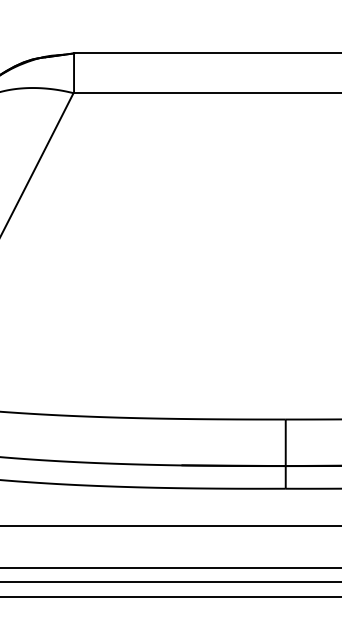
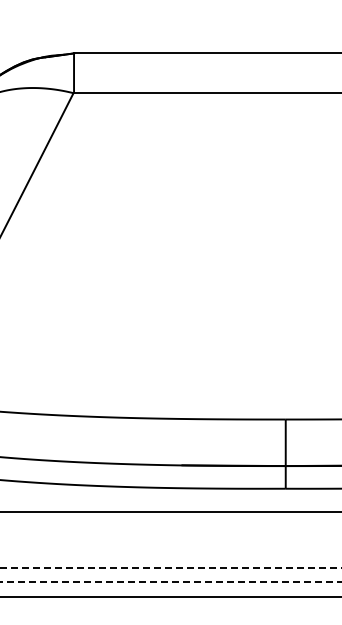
line position: (170, 525) -> (170, 511) (170, 511)
line: solid -> dashed (171, 568)
line: solid -> dashed (170, 581)
